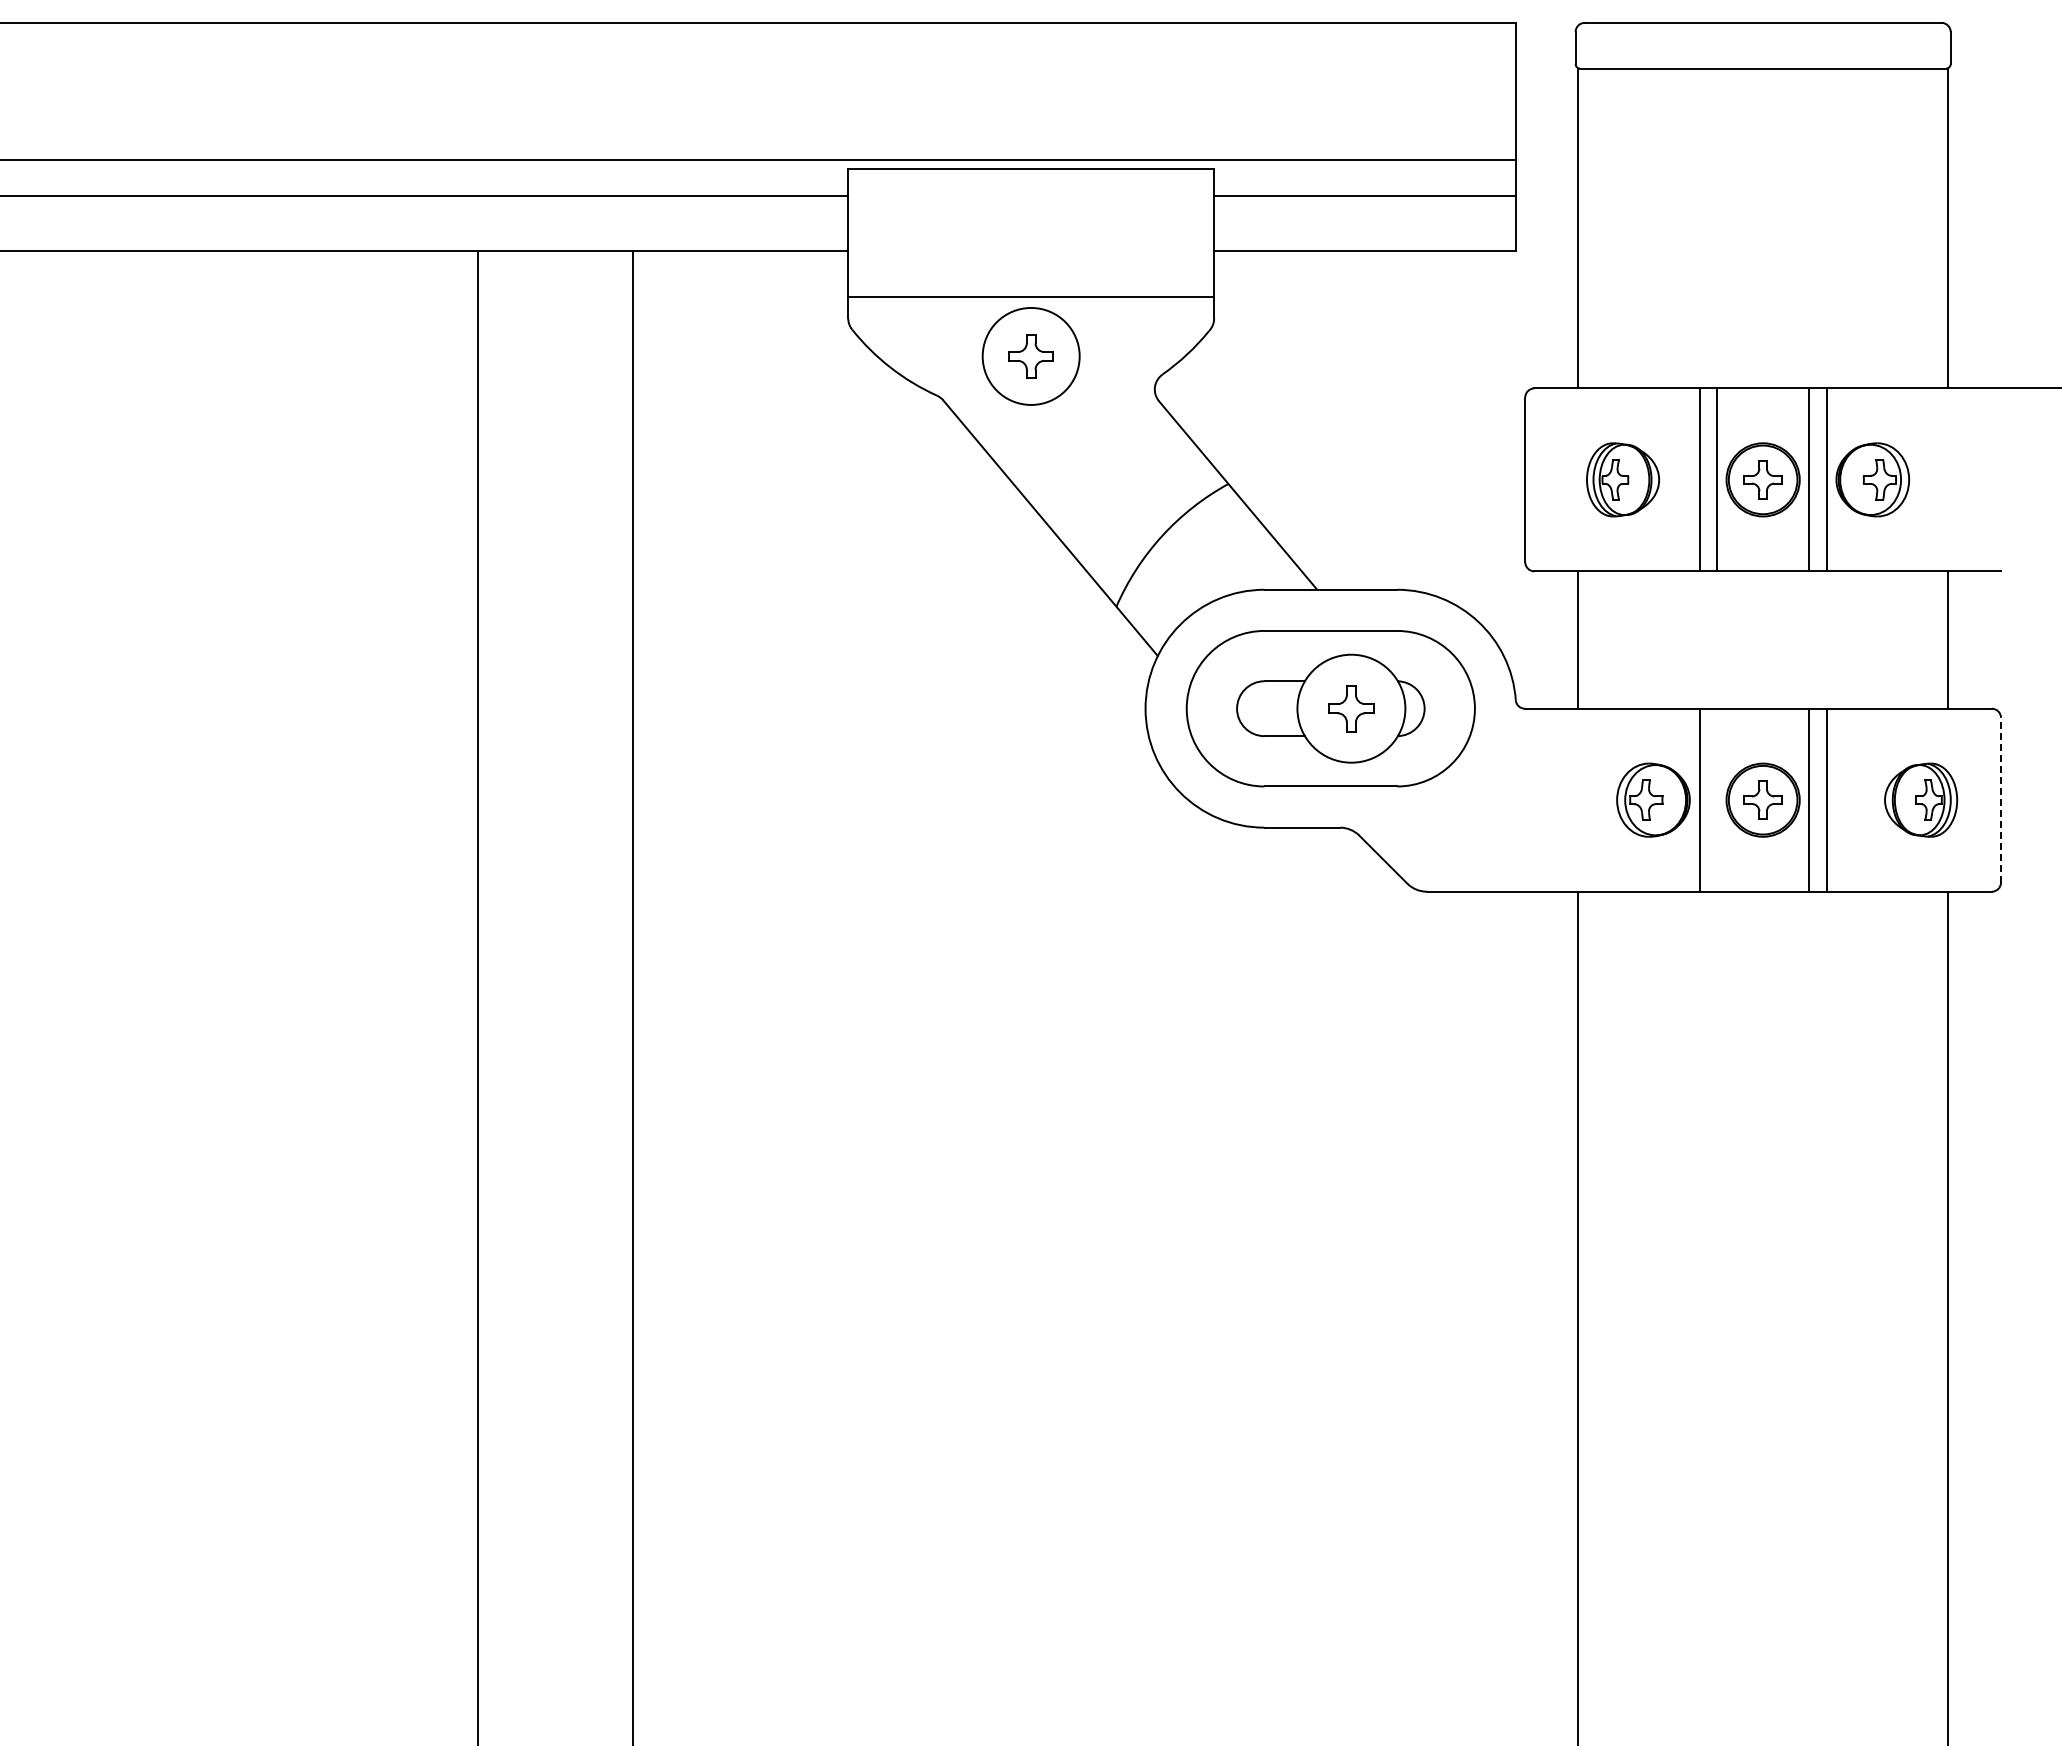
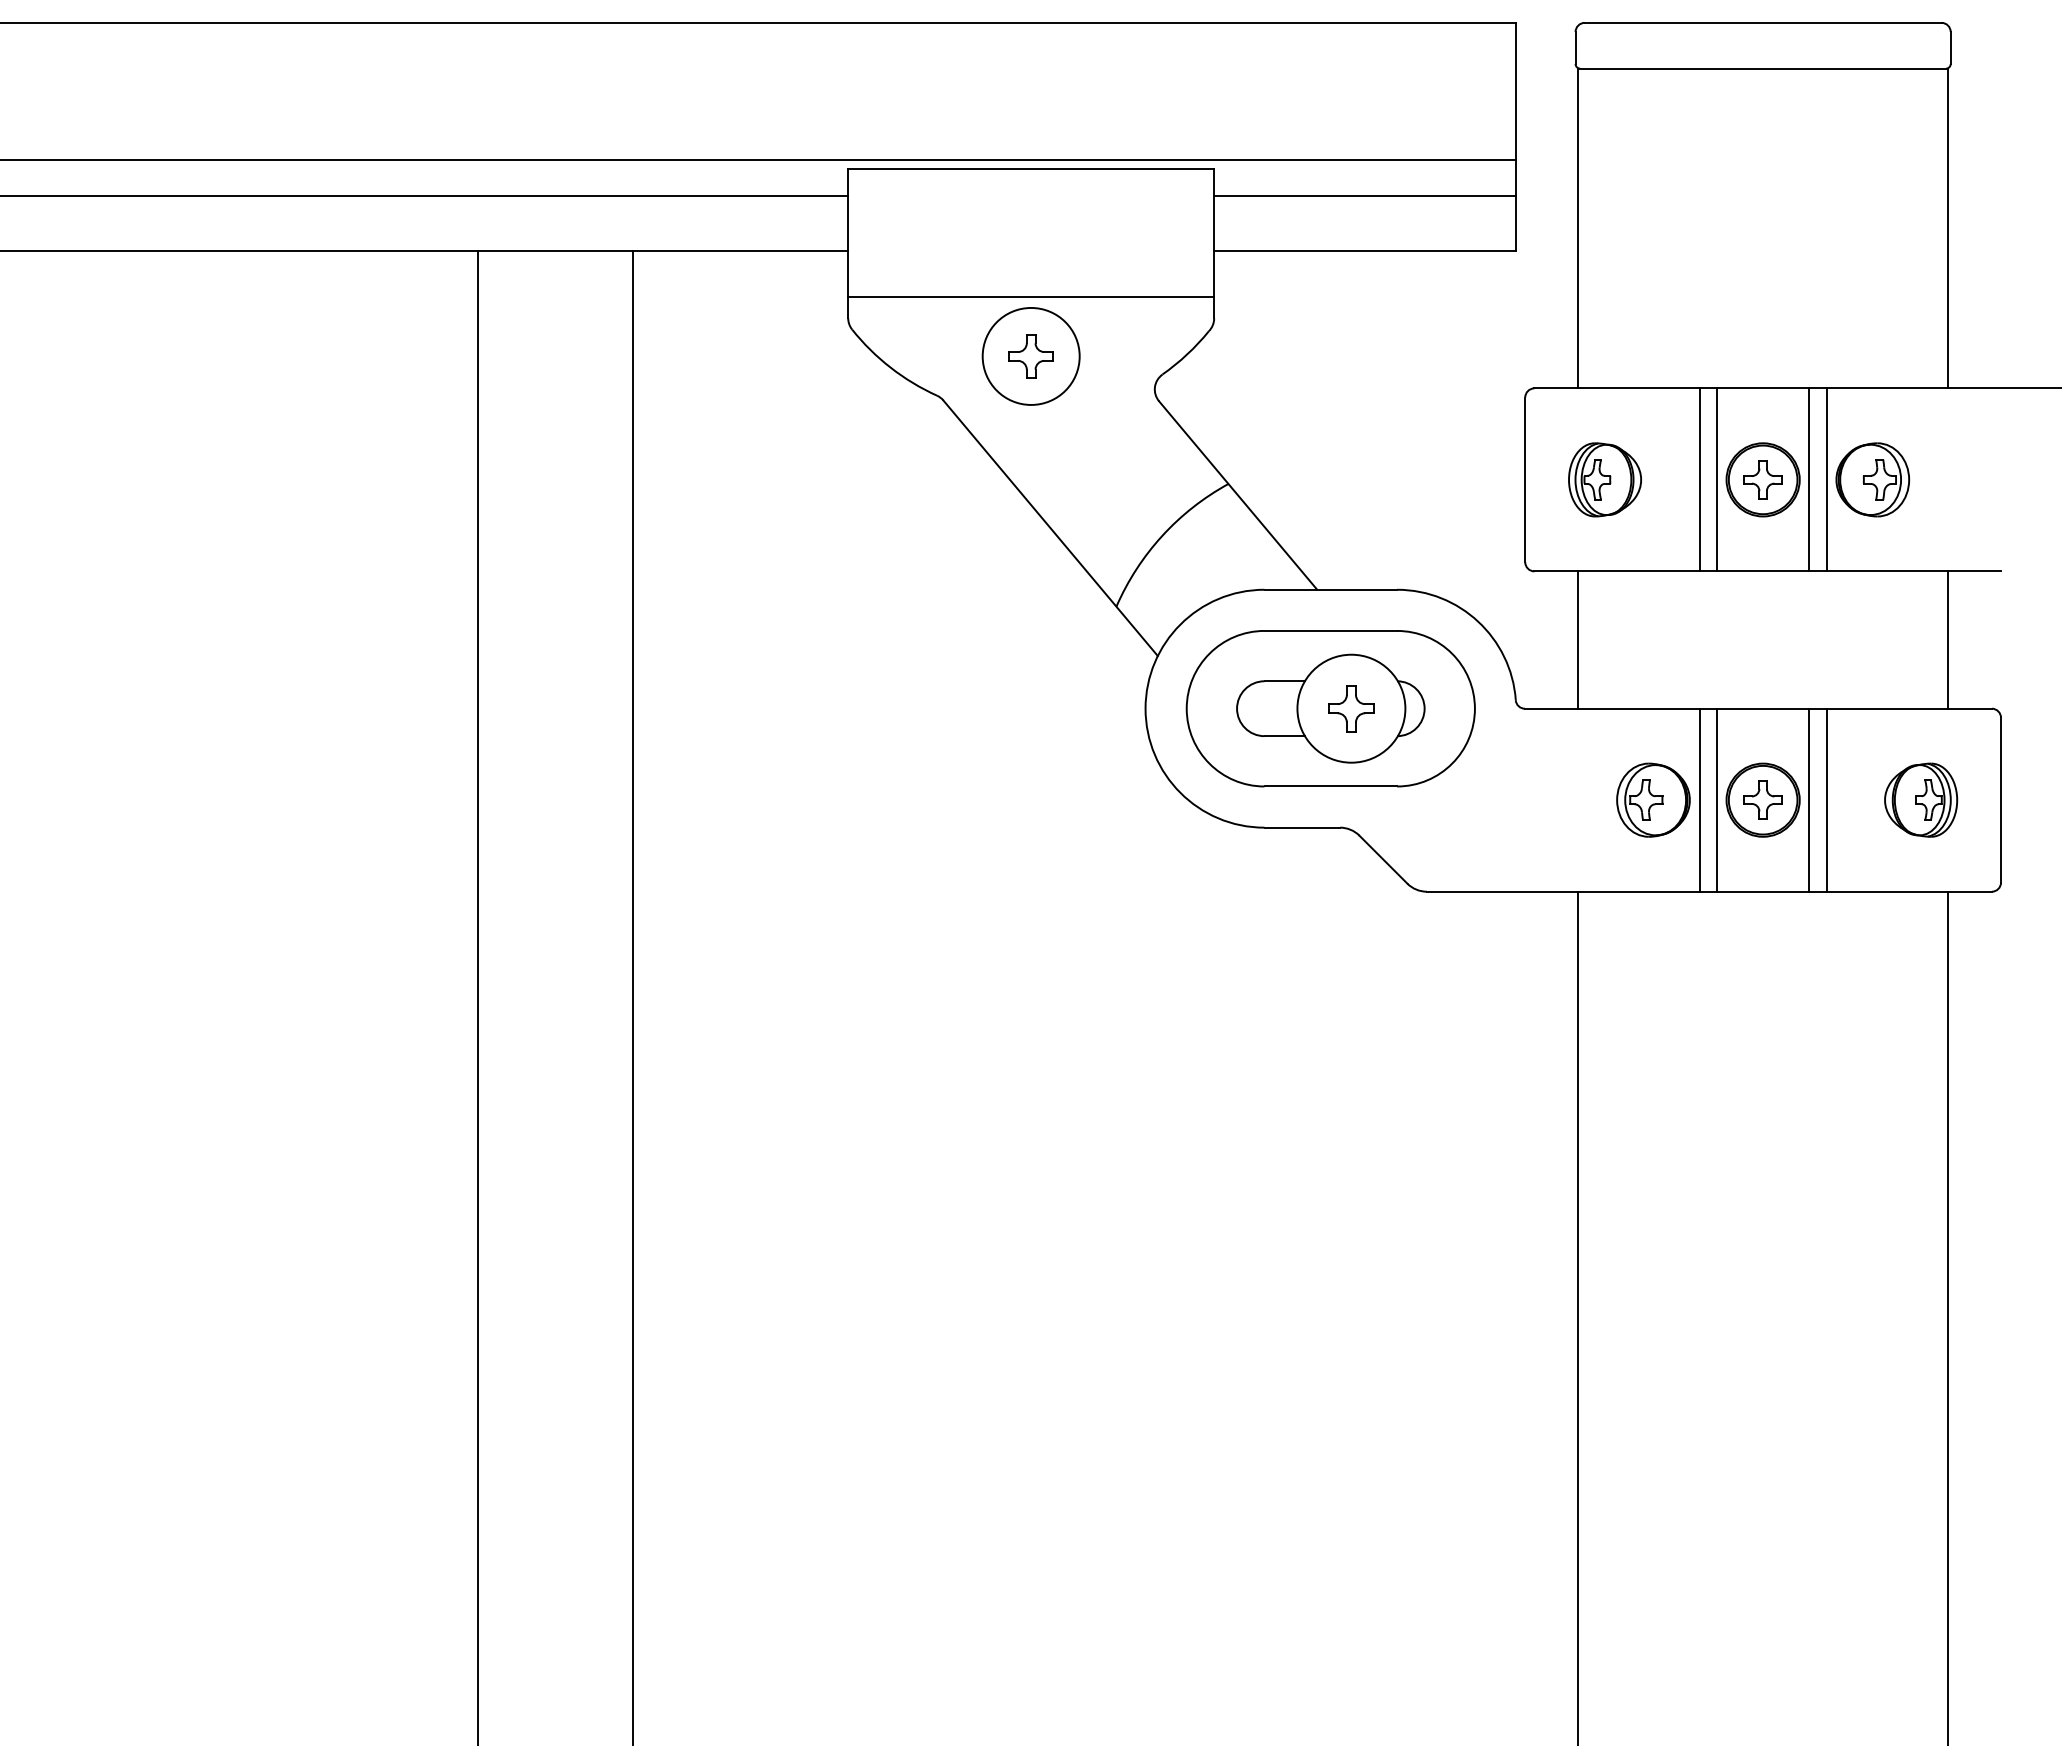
part position: (1622, 479) -> (1604, 479) (1604, 479)
line: none -> present (1717, 799)
line: dashed -> solid (2001, 799)
